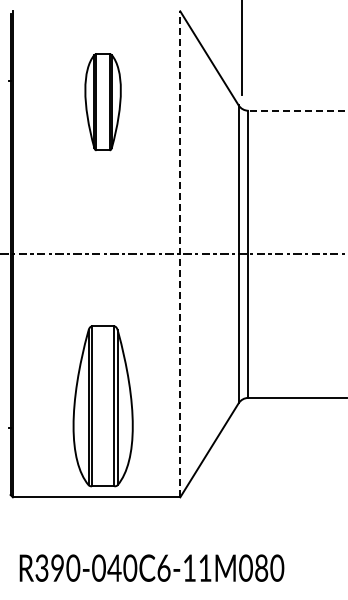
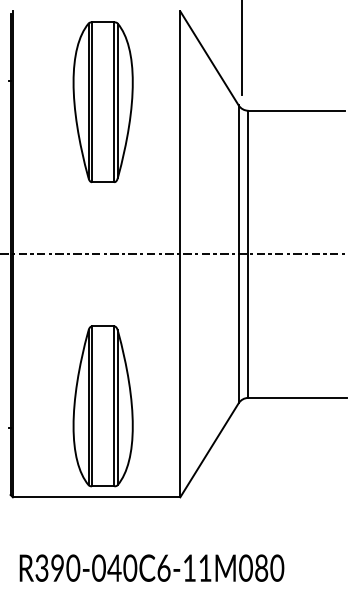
part size: 38x99 px -> 62x163 px (102, 102)
line: dashed -> solid (296, 110)
line: dashed -> solid (180, 254)
